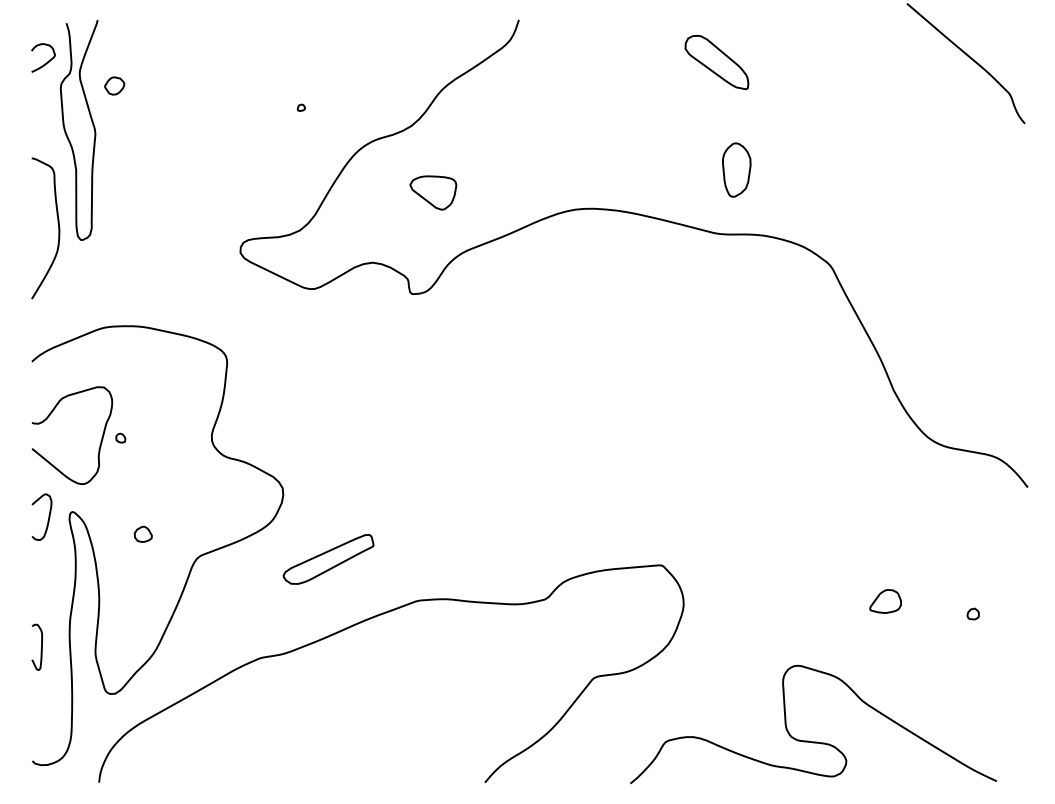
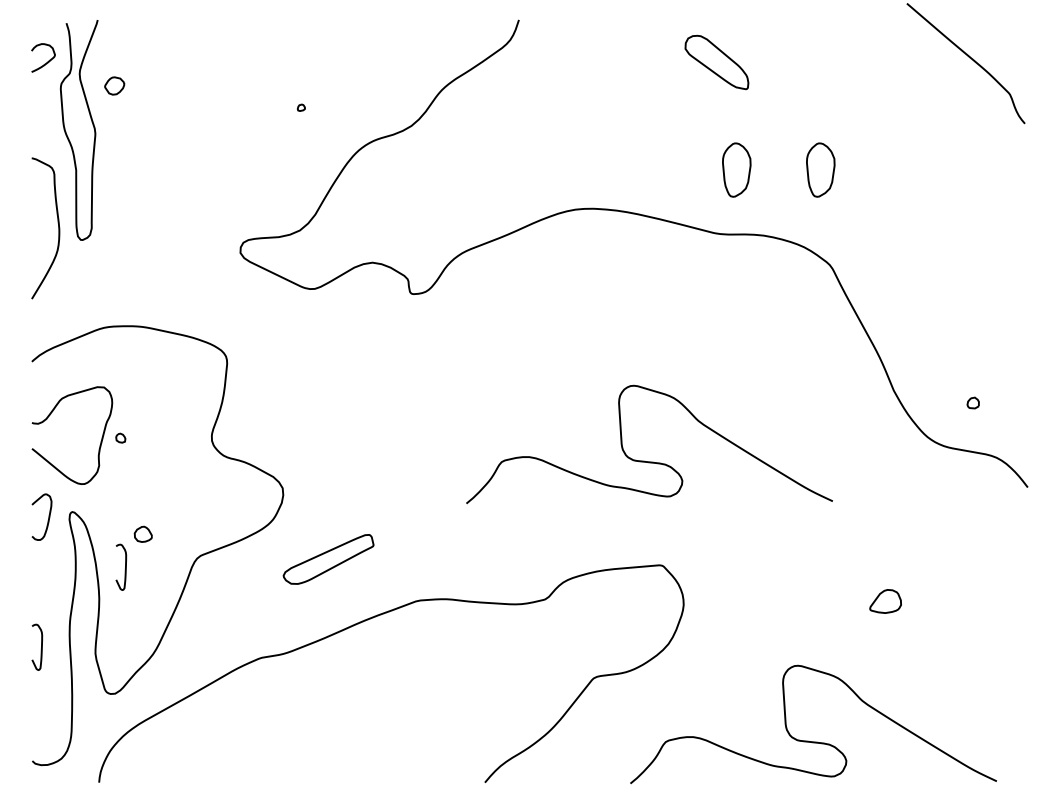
part: none -> present (820, 169)
part: present -> none (433, 192)
curve: none -> present (644, 460)
curve: none -> present (125, 566)
part position: (972, 613) -> (972, 402) (972, 402)
